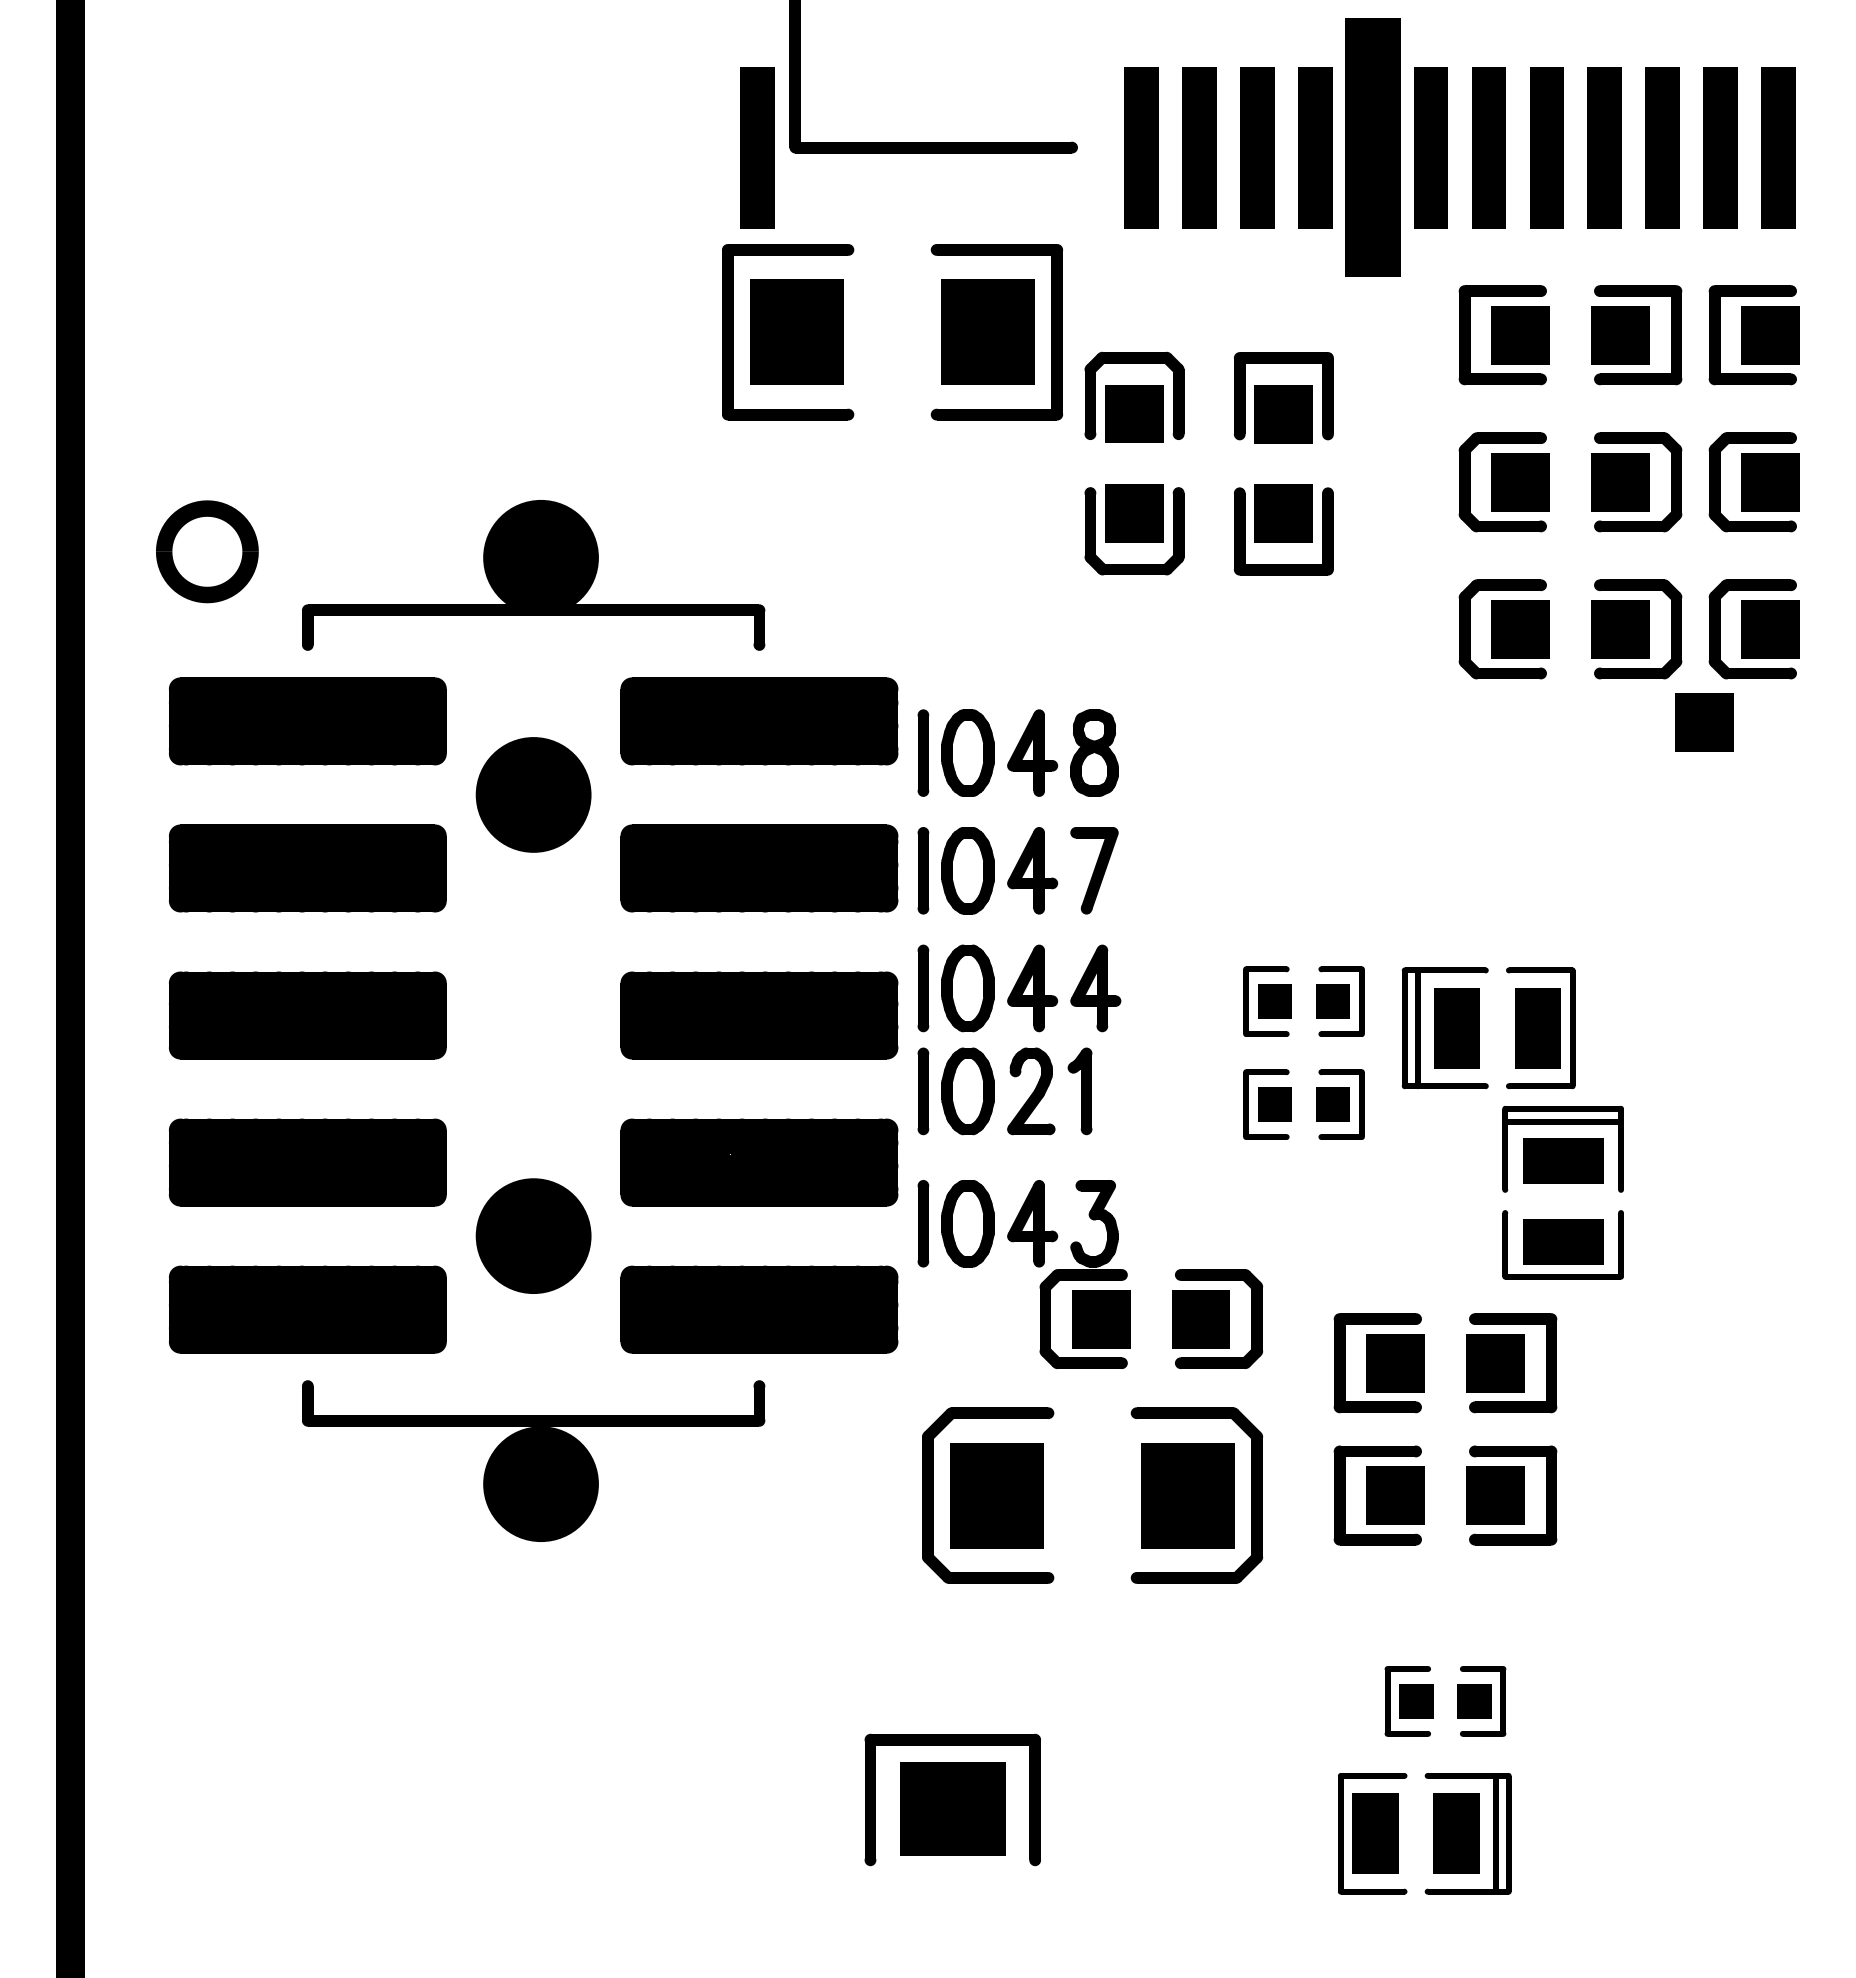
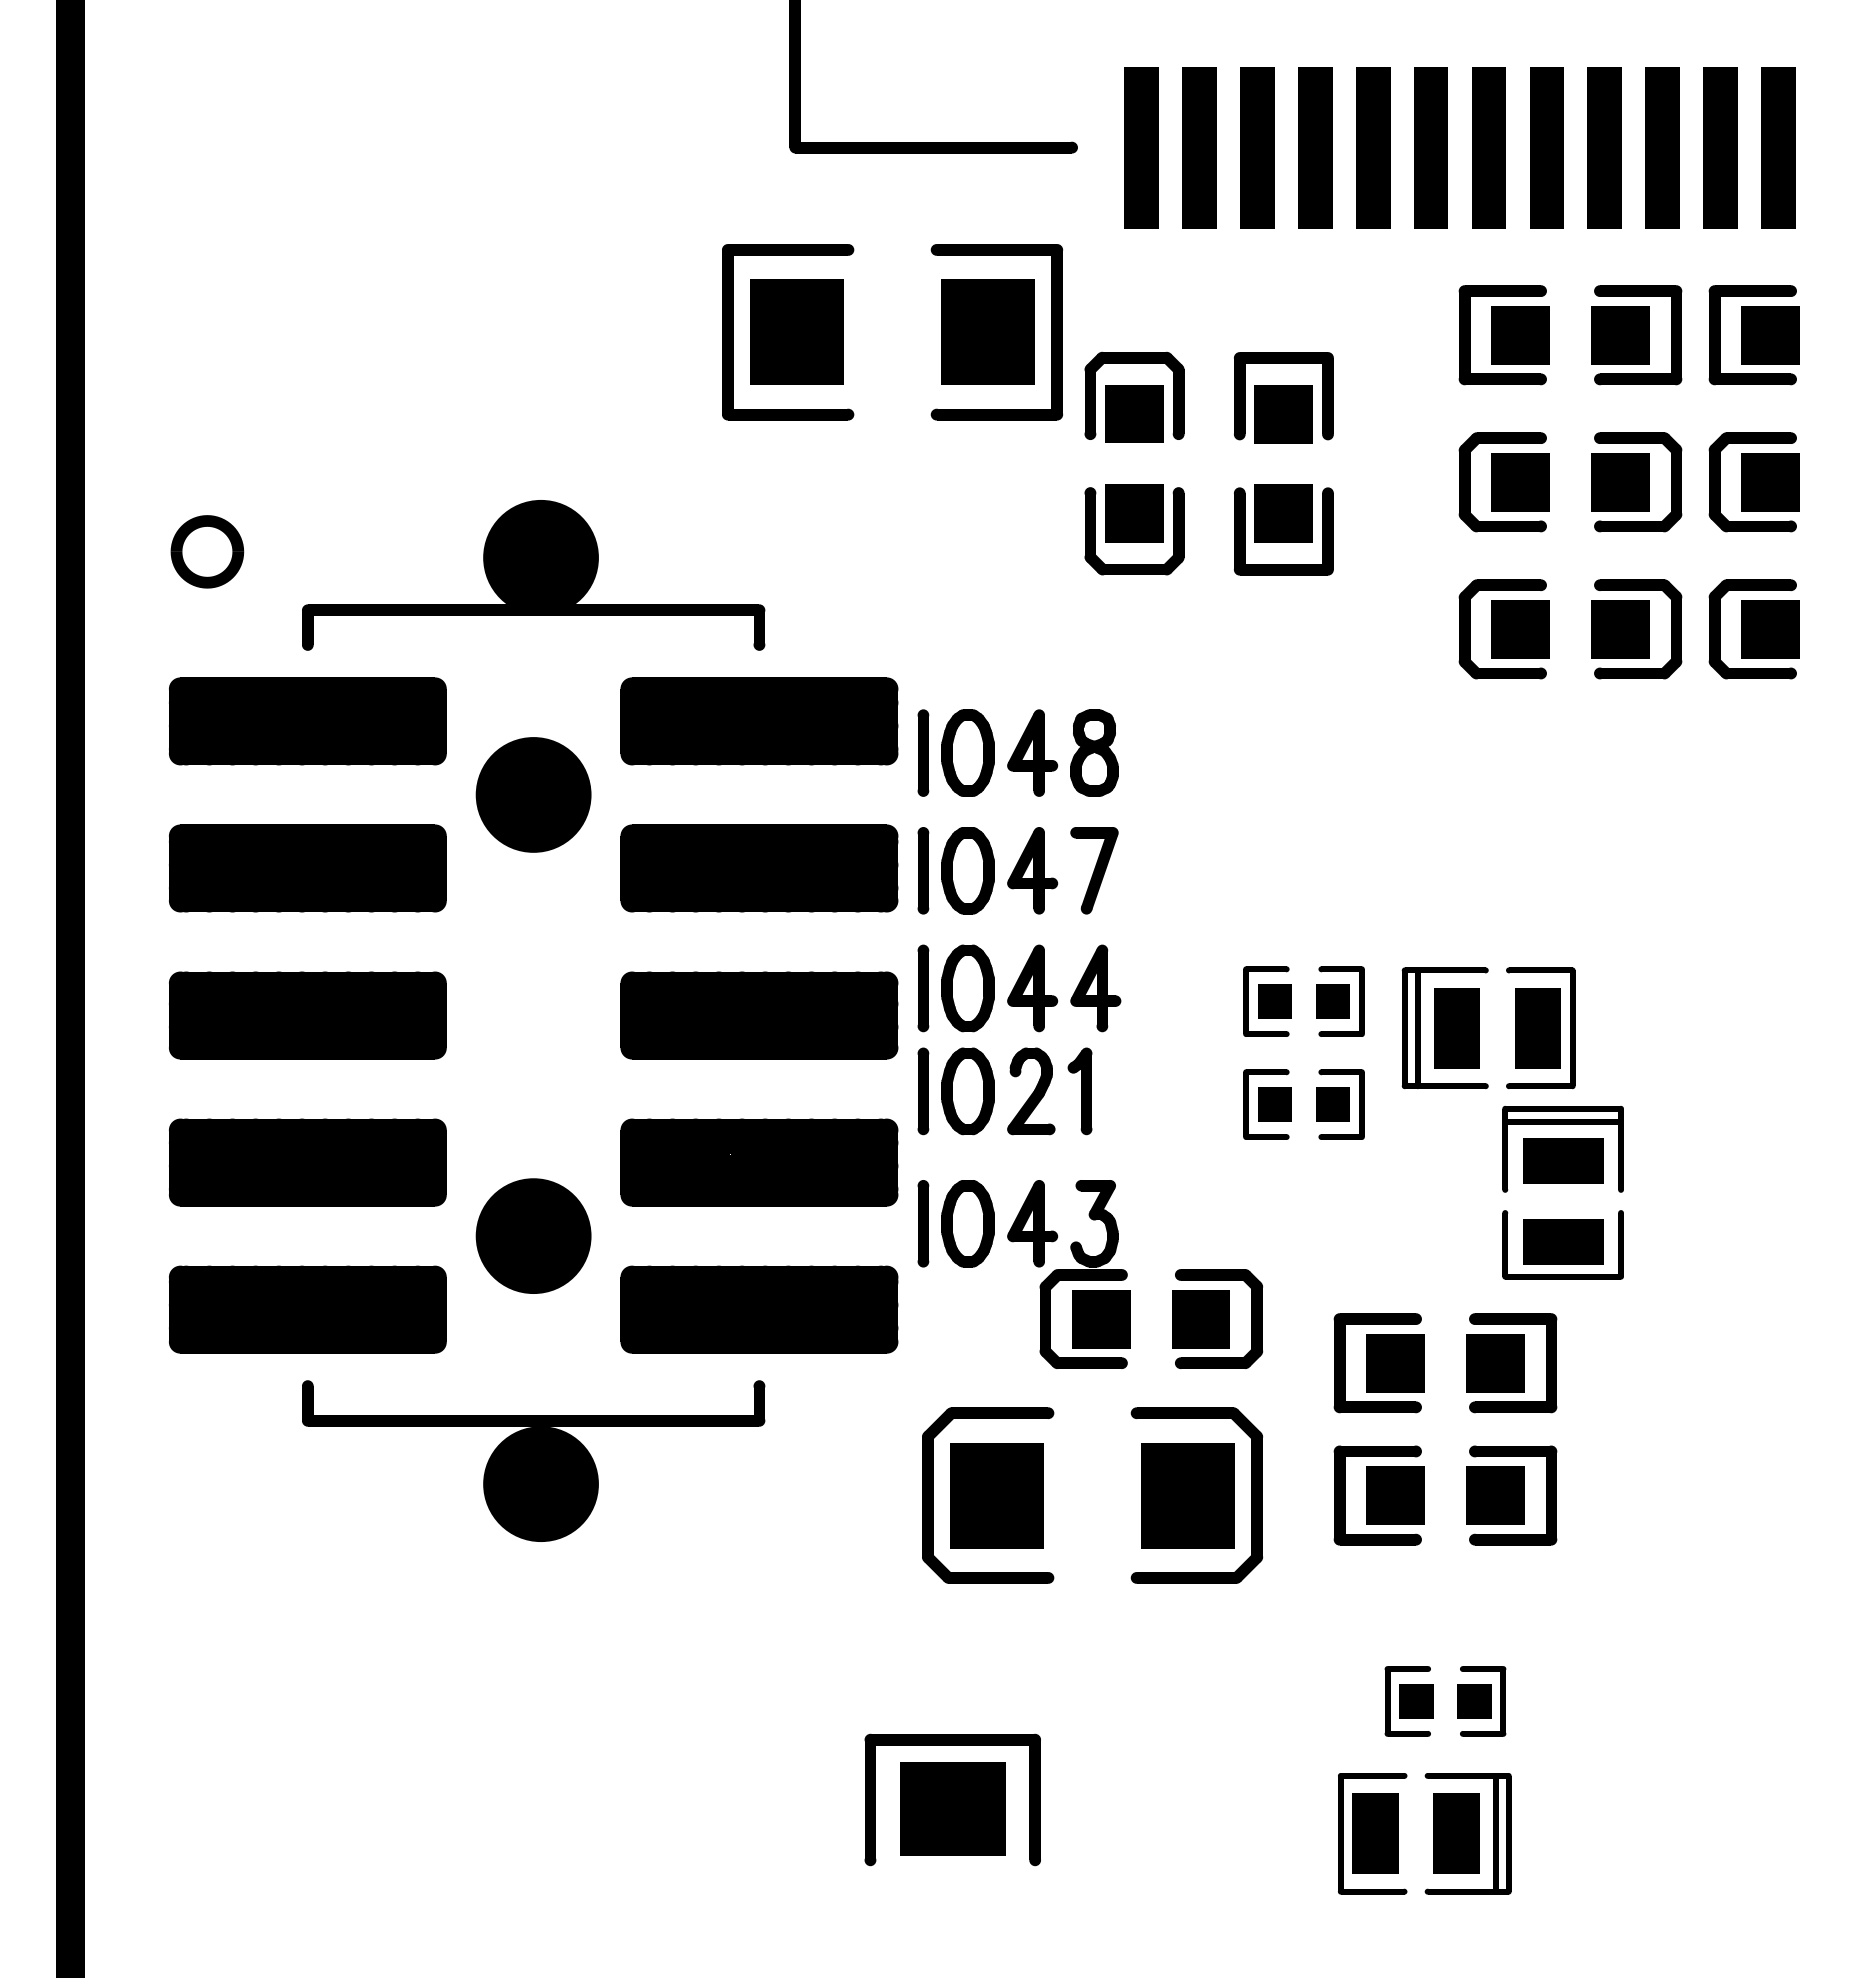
part: present -> none (757, 147)
part size: 56x259 px -> 35x162 px (1373, 147)
part size: 103x104 px -> 75x74 px (207, 551)
part: present -> none (1704, 722)
